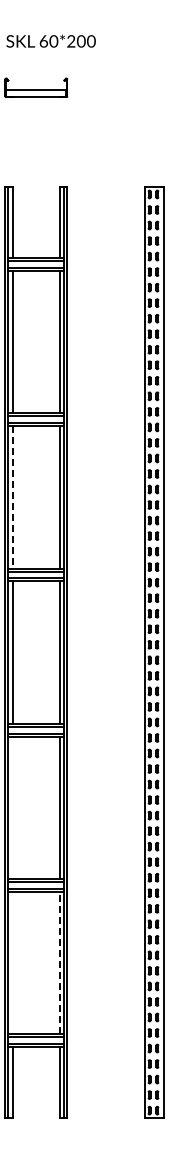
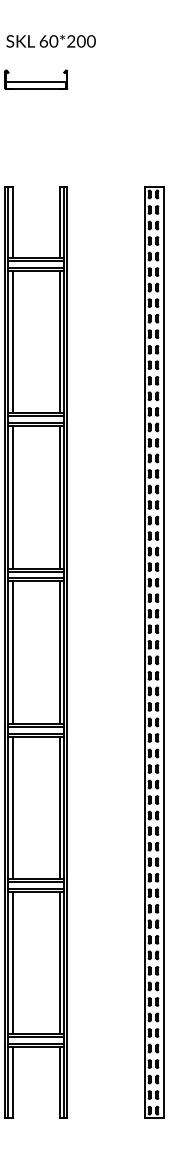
part position: (36, 87) -> (36, 79) (36, 79)
line: dashed -> solid (12, 497)
line: none -> present (12, 807)
line: none -> present (12, 962)
line: dashed -> solid (59, 962)
